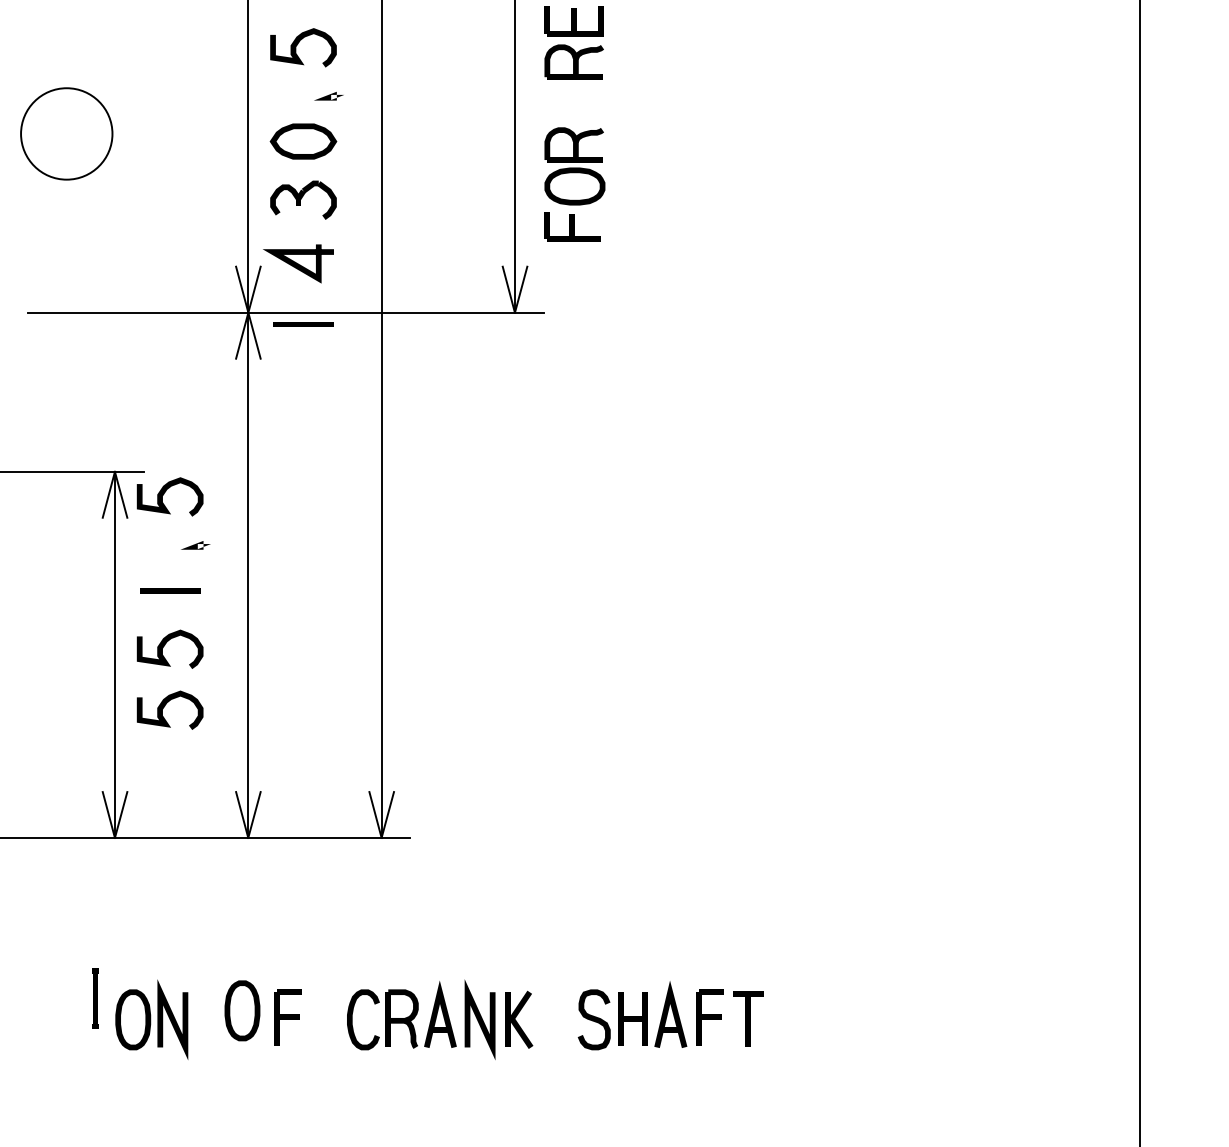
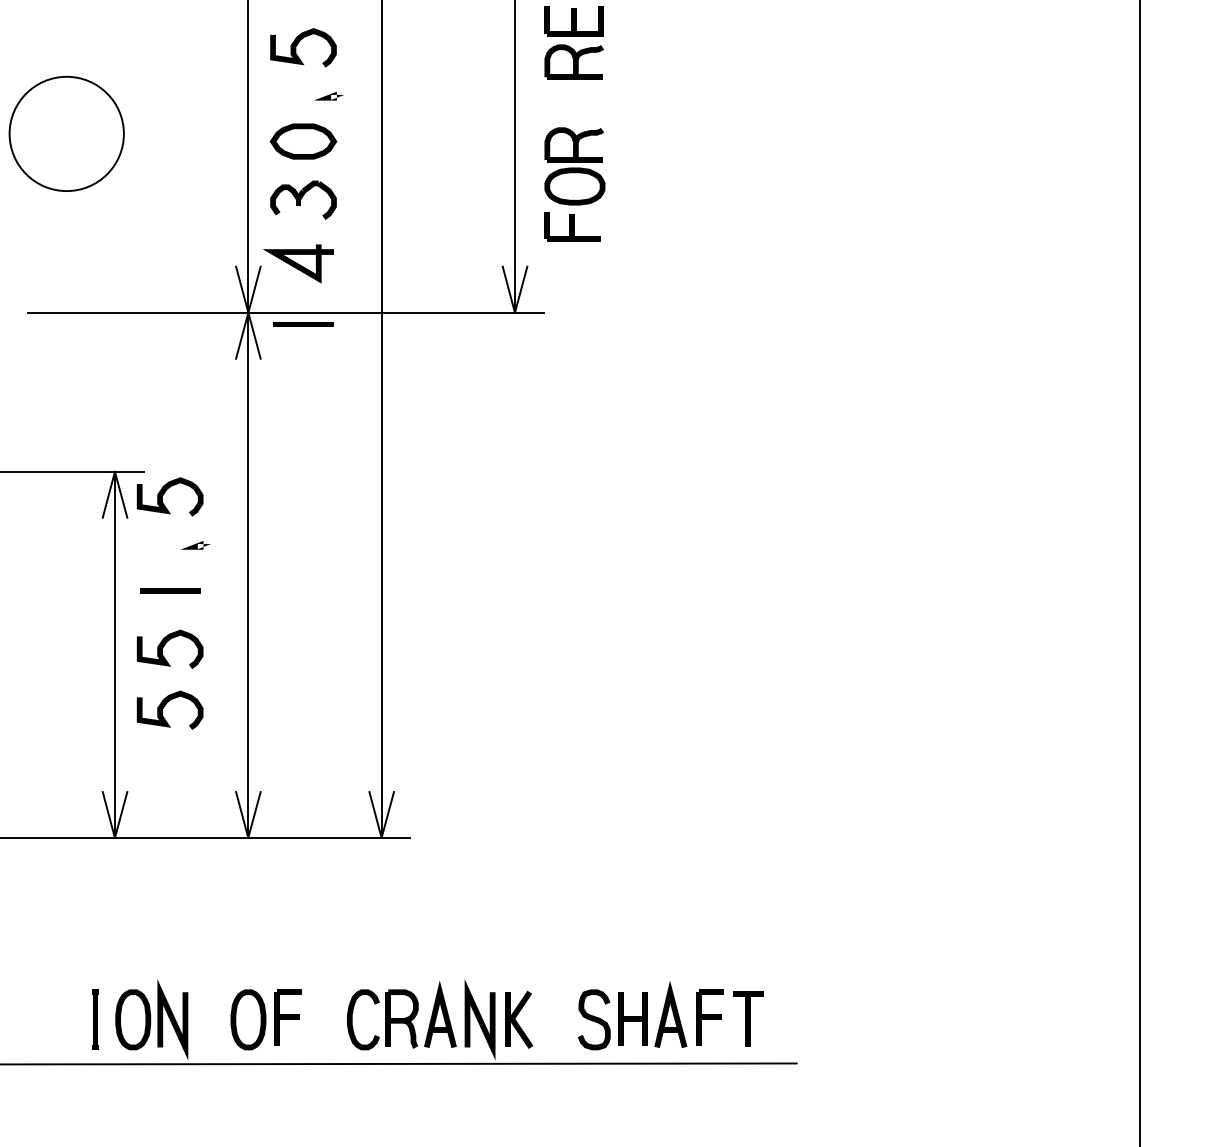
circle diameter: 91 px -> 114 px (66, 133)
part position: (95, 998) -> (95, 1019) (95, 1019)
part position: (242, 1010) -> (248, 1019) (248, 1019)
line: none -> present (399, 1063)
